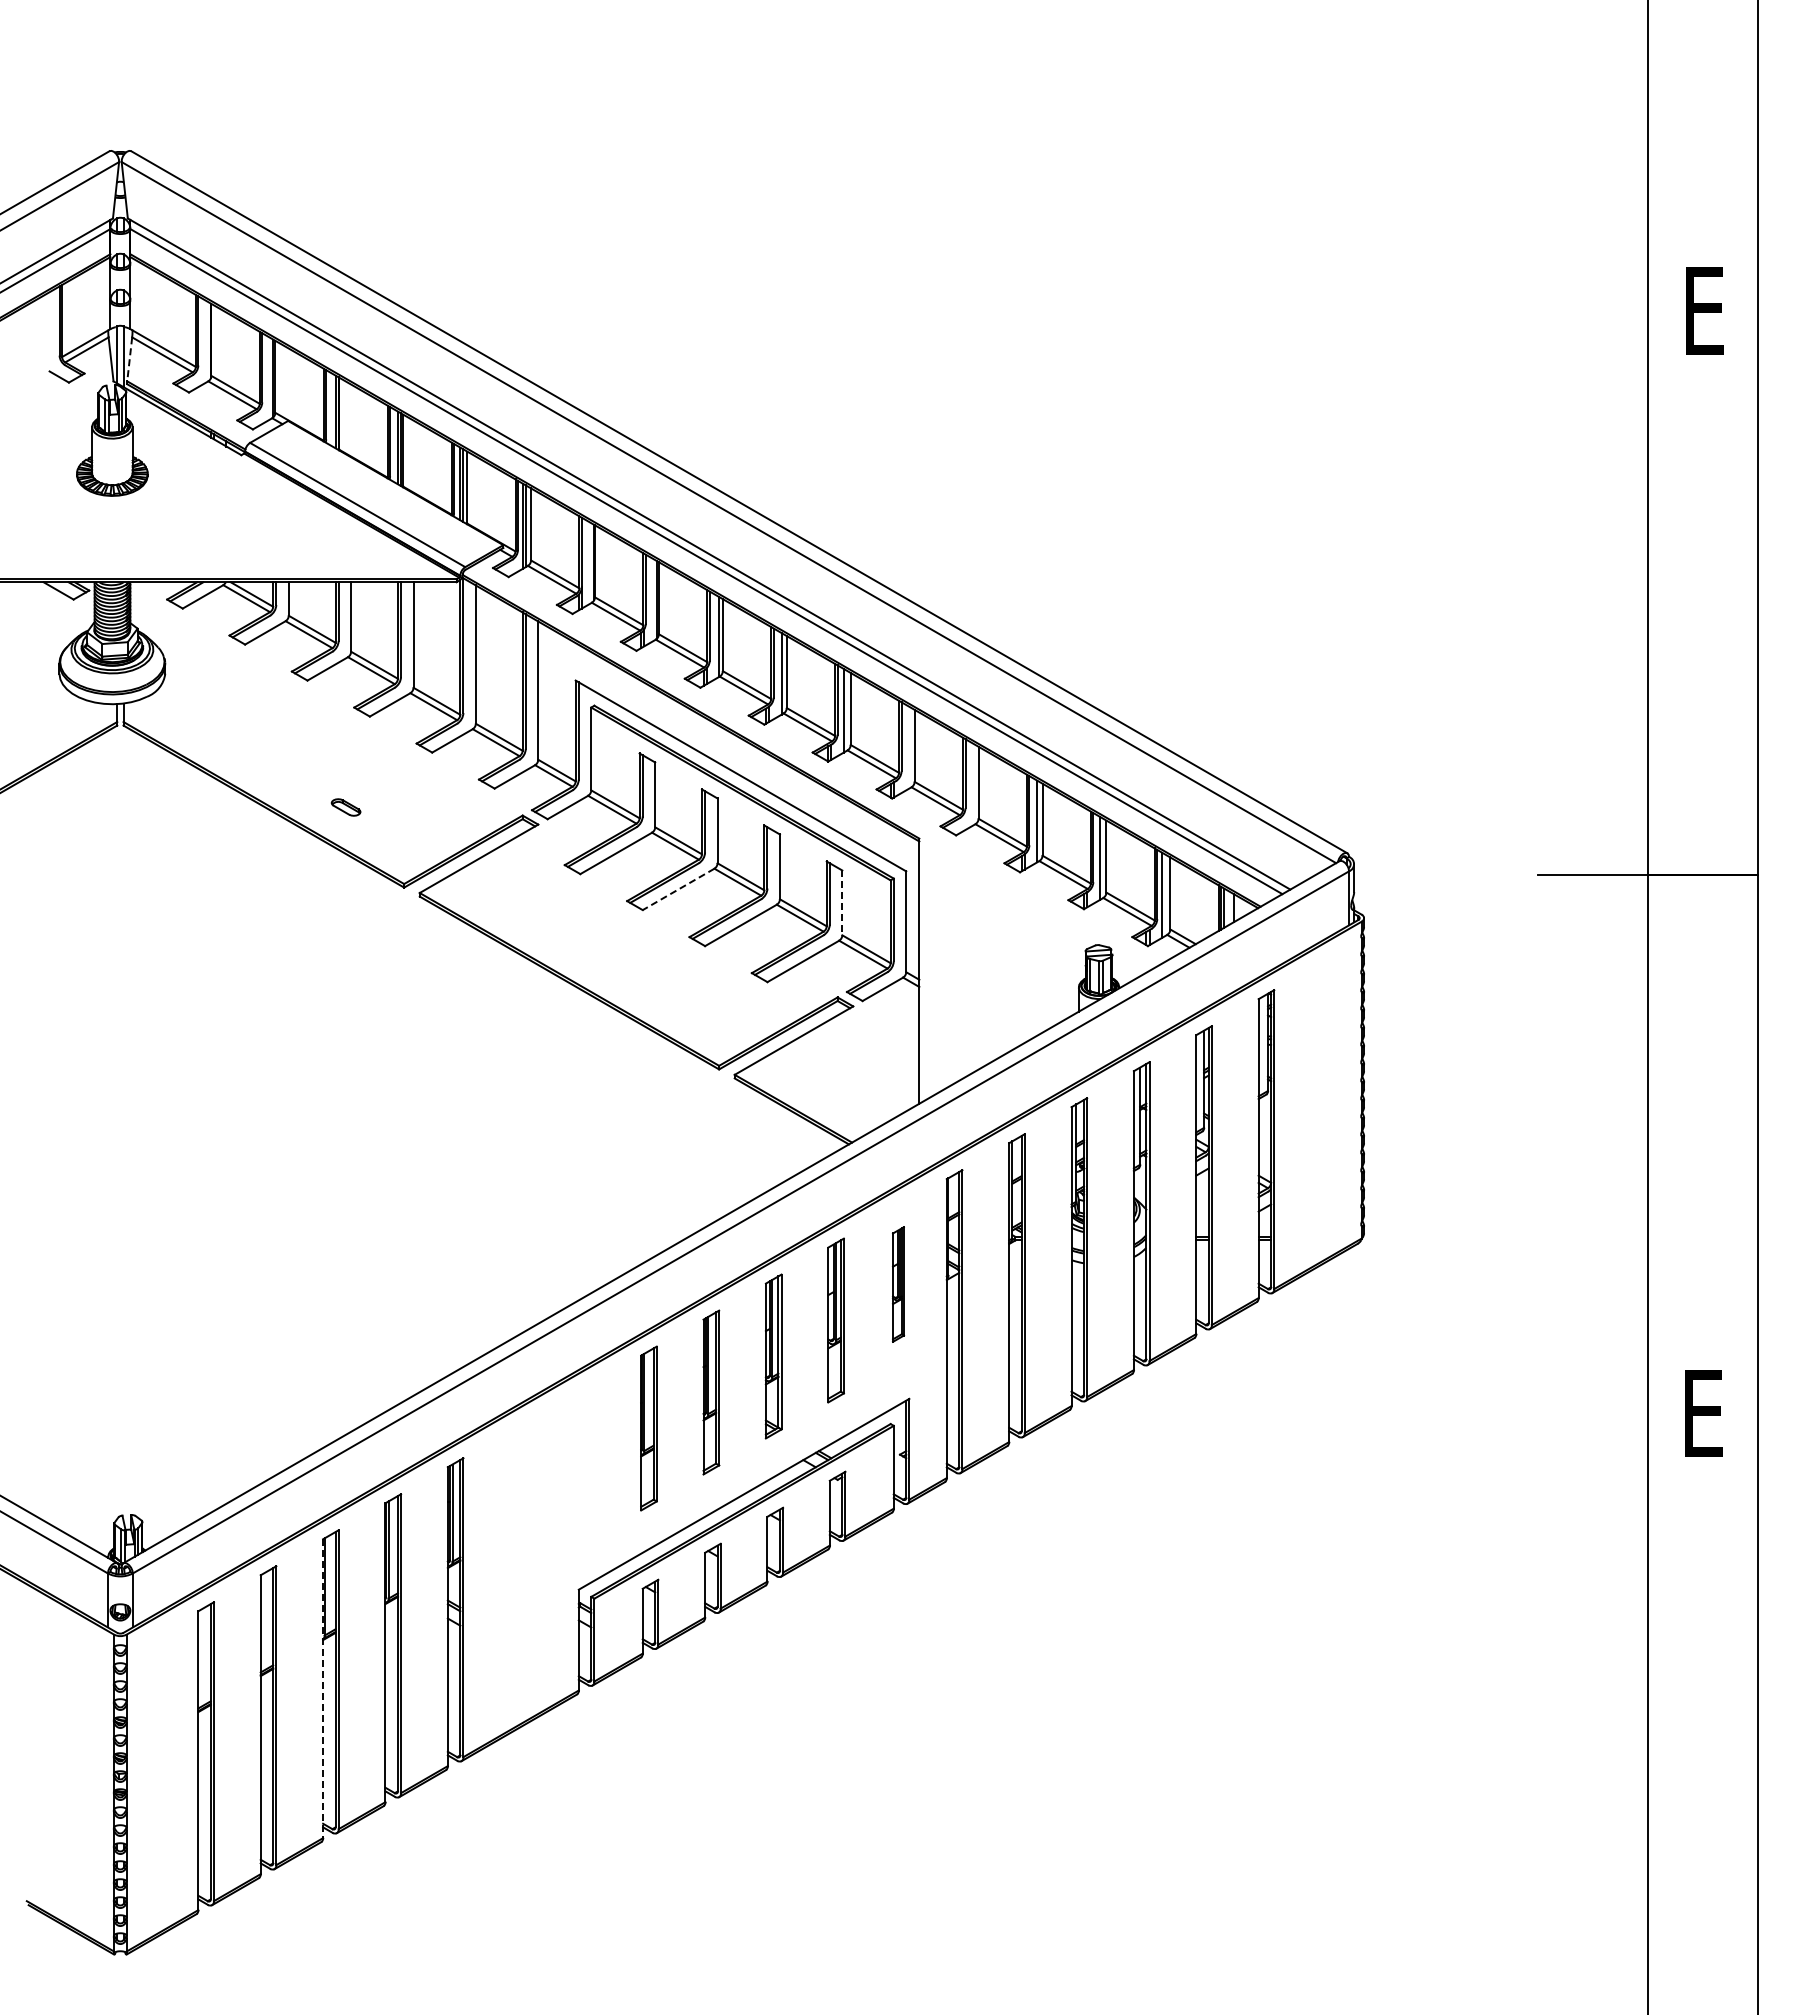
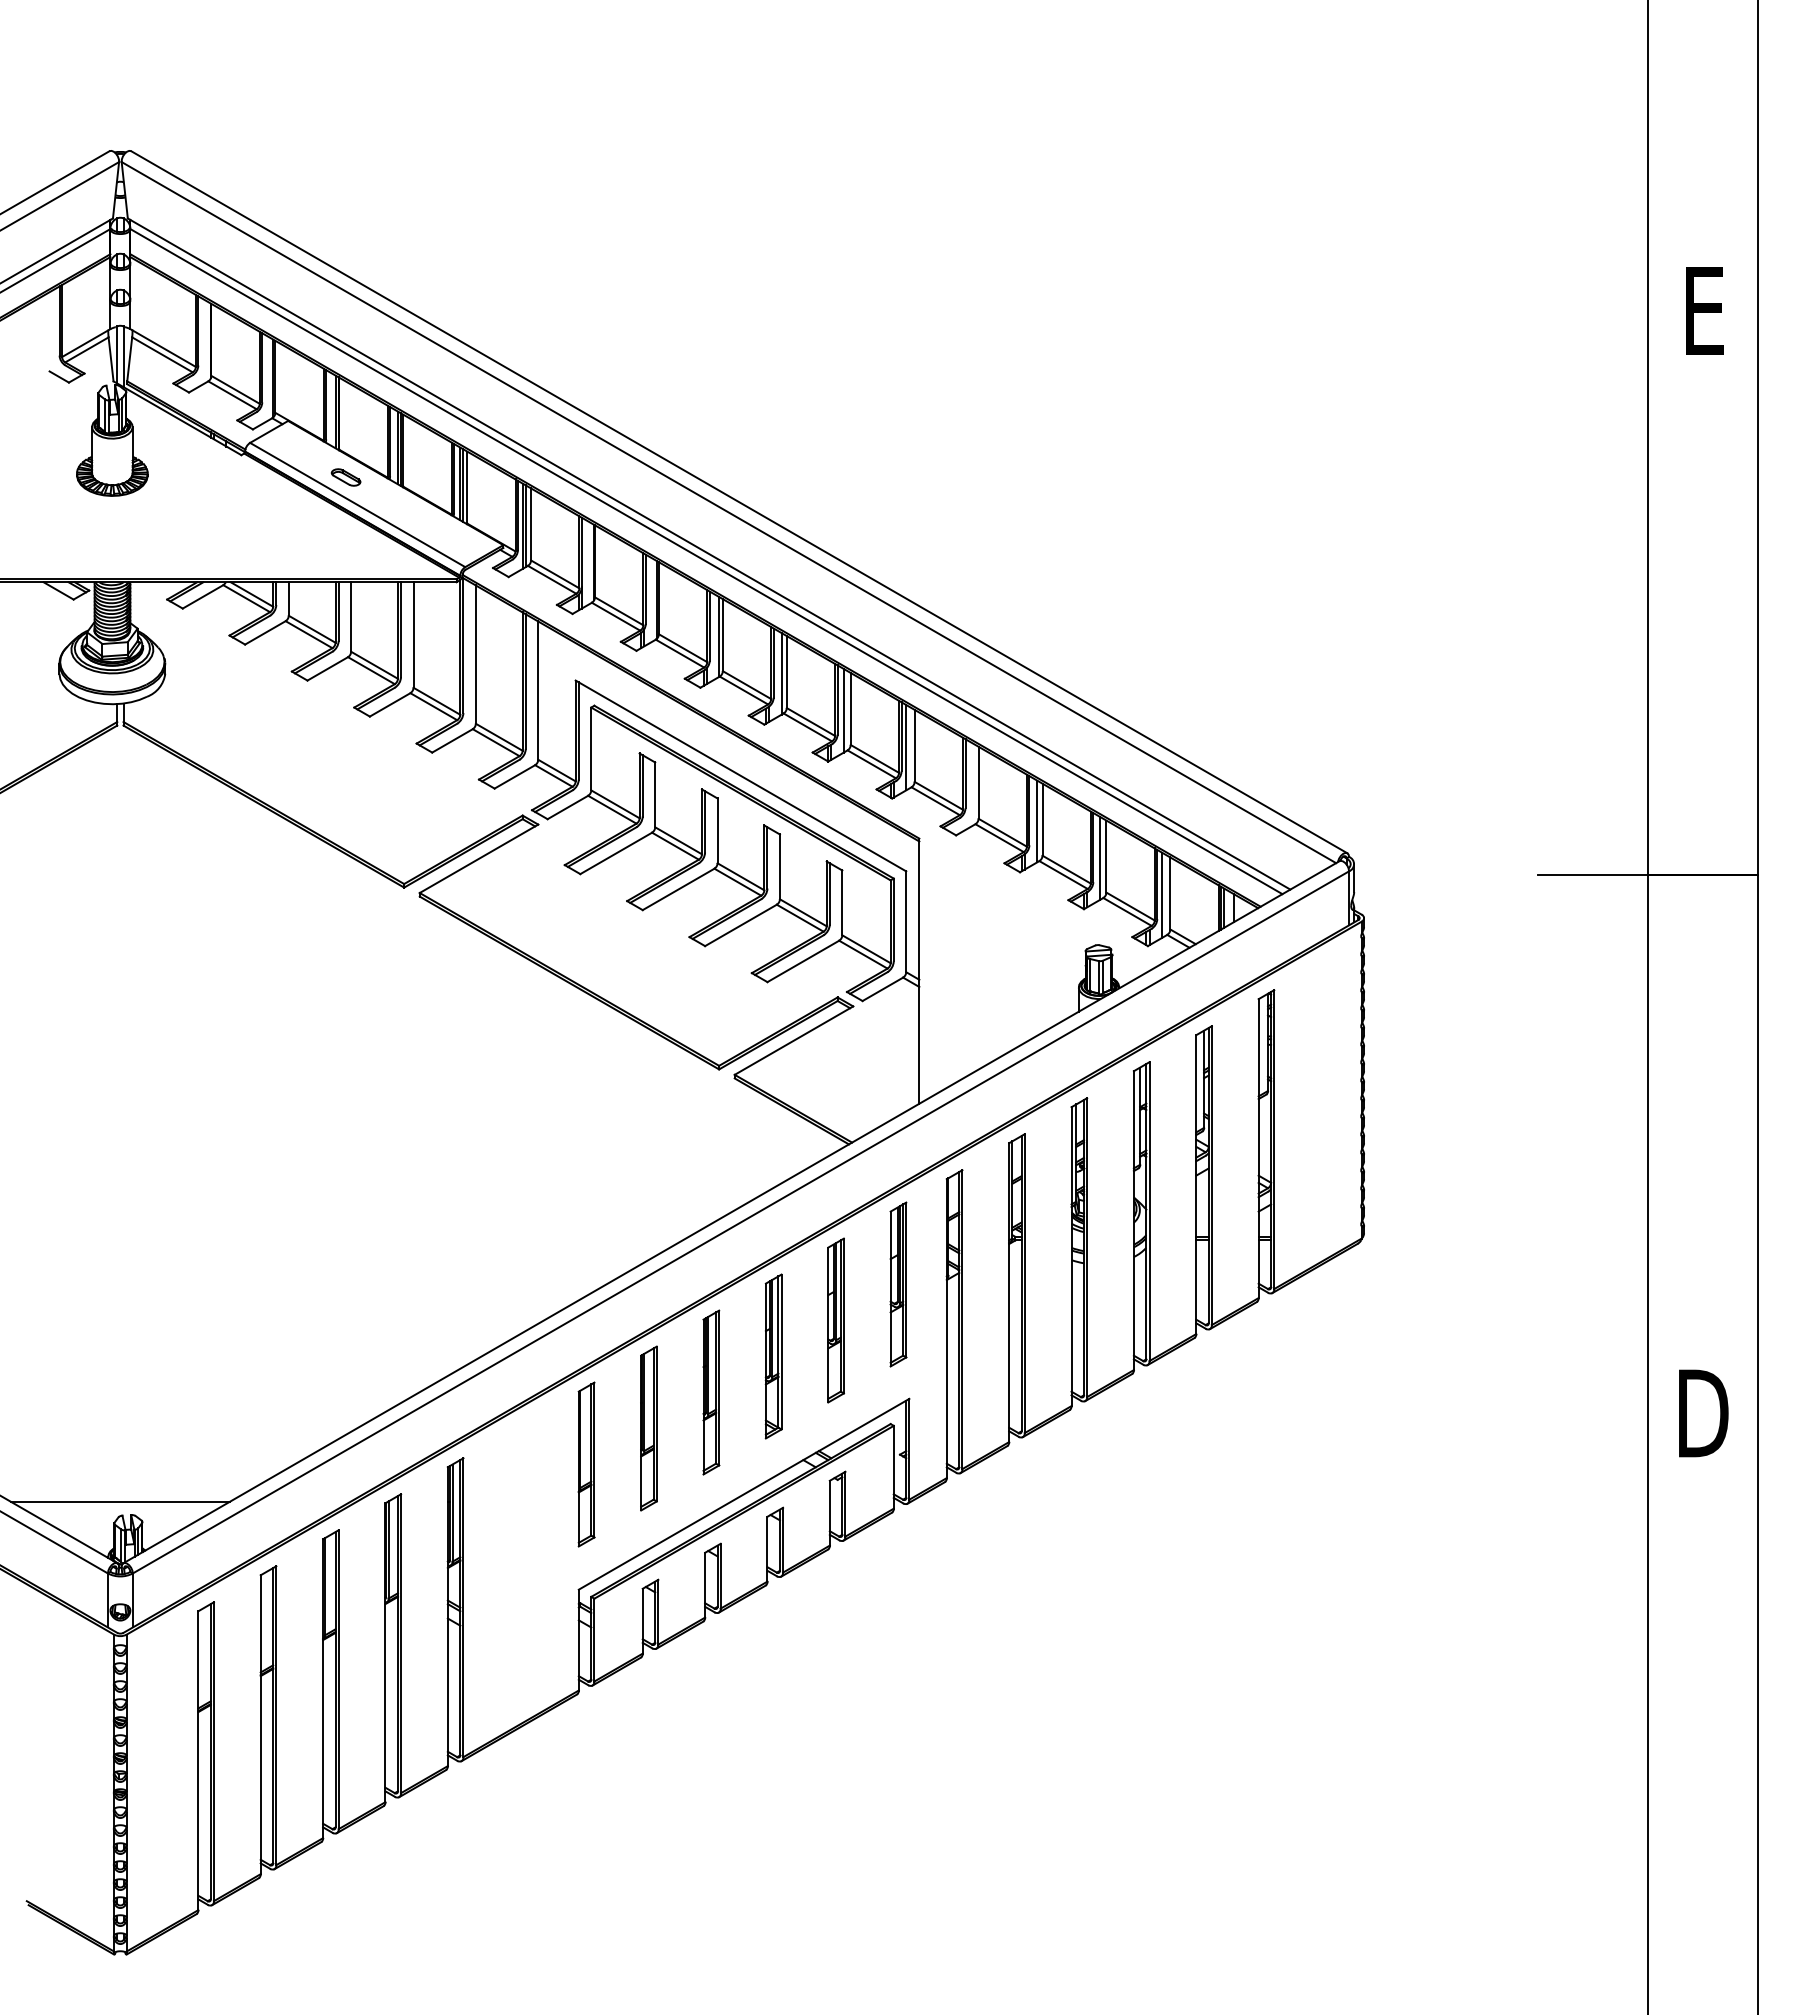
line: dashed -> solid (129, 359)
line: none -> present (906, 747)
part position: (345, 807) -> (345, 477) (345, 477)
line: dashed -> solid (678, 889)
line: dashed -> solid (842, 903)
part size: 14x117 px -> 19x167 px (898, 1284)
text: E -> D (1703, 1413)
part: none -> present (586, 1464)
line: none -> present (119, 1501)
line: dashed -> solid (323, 1689)
